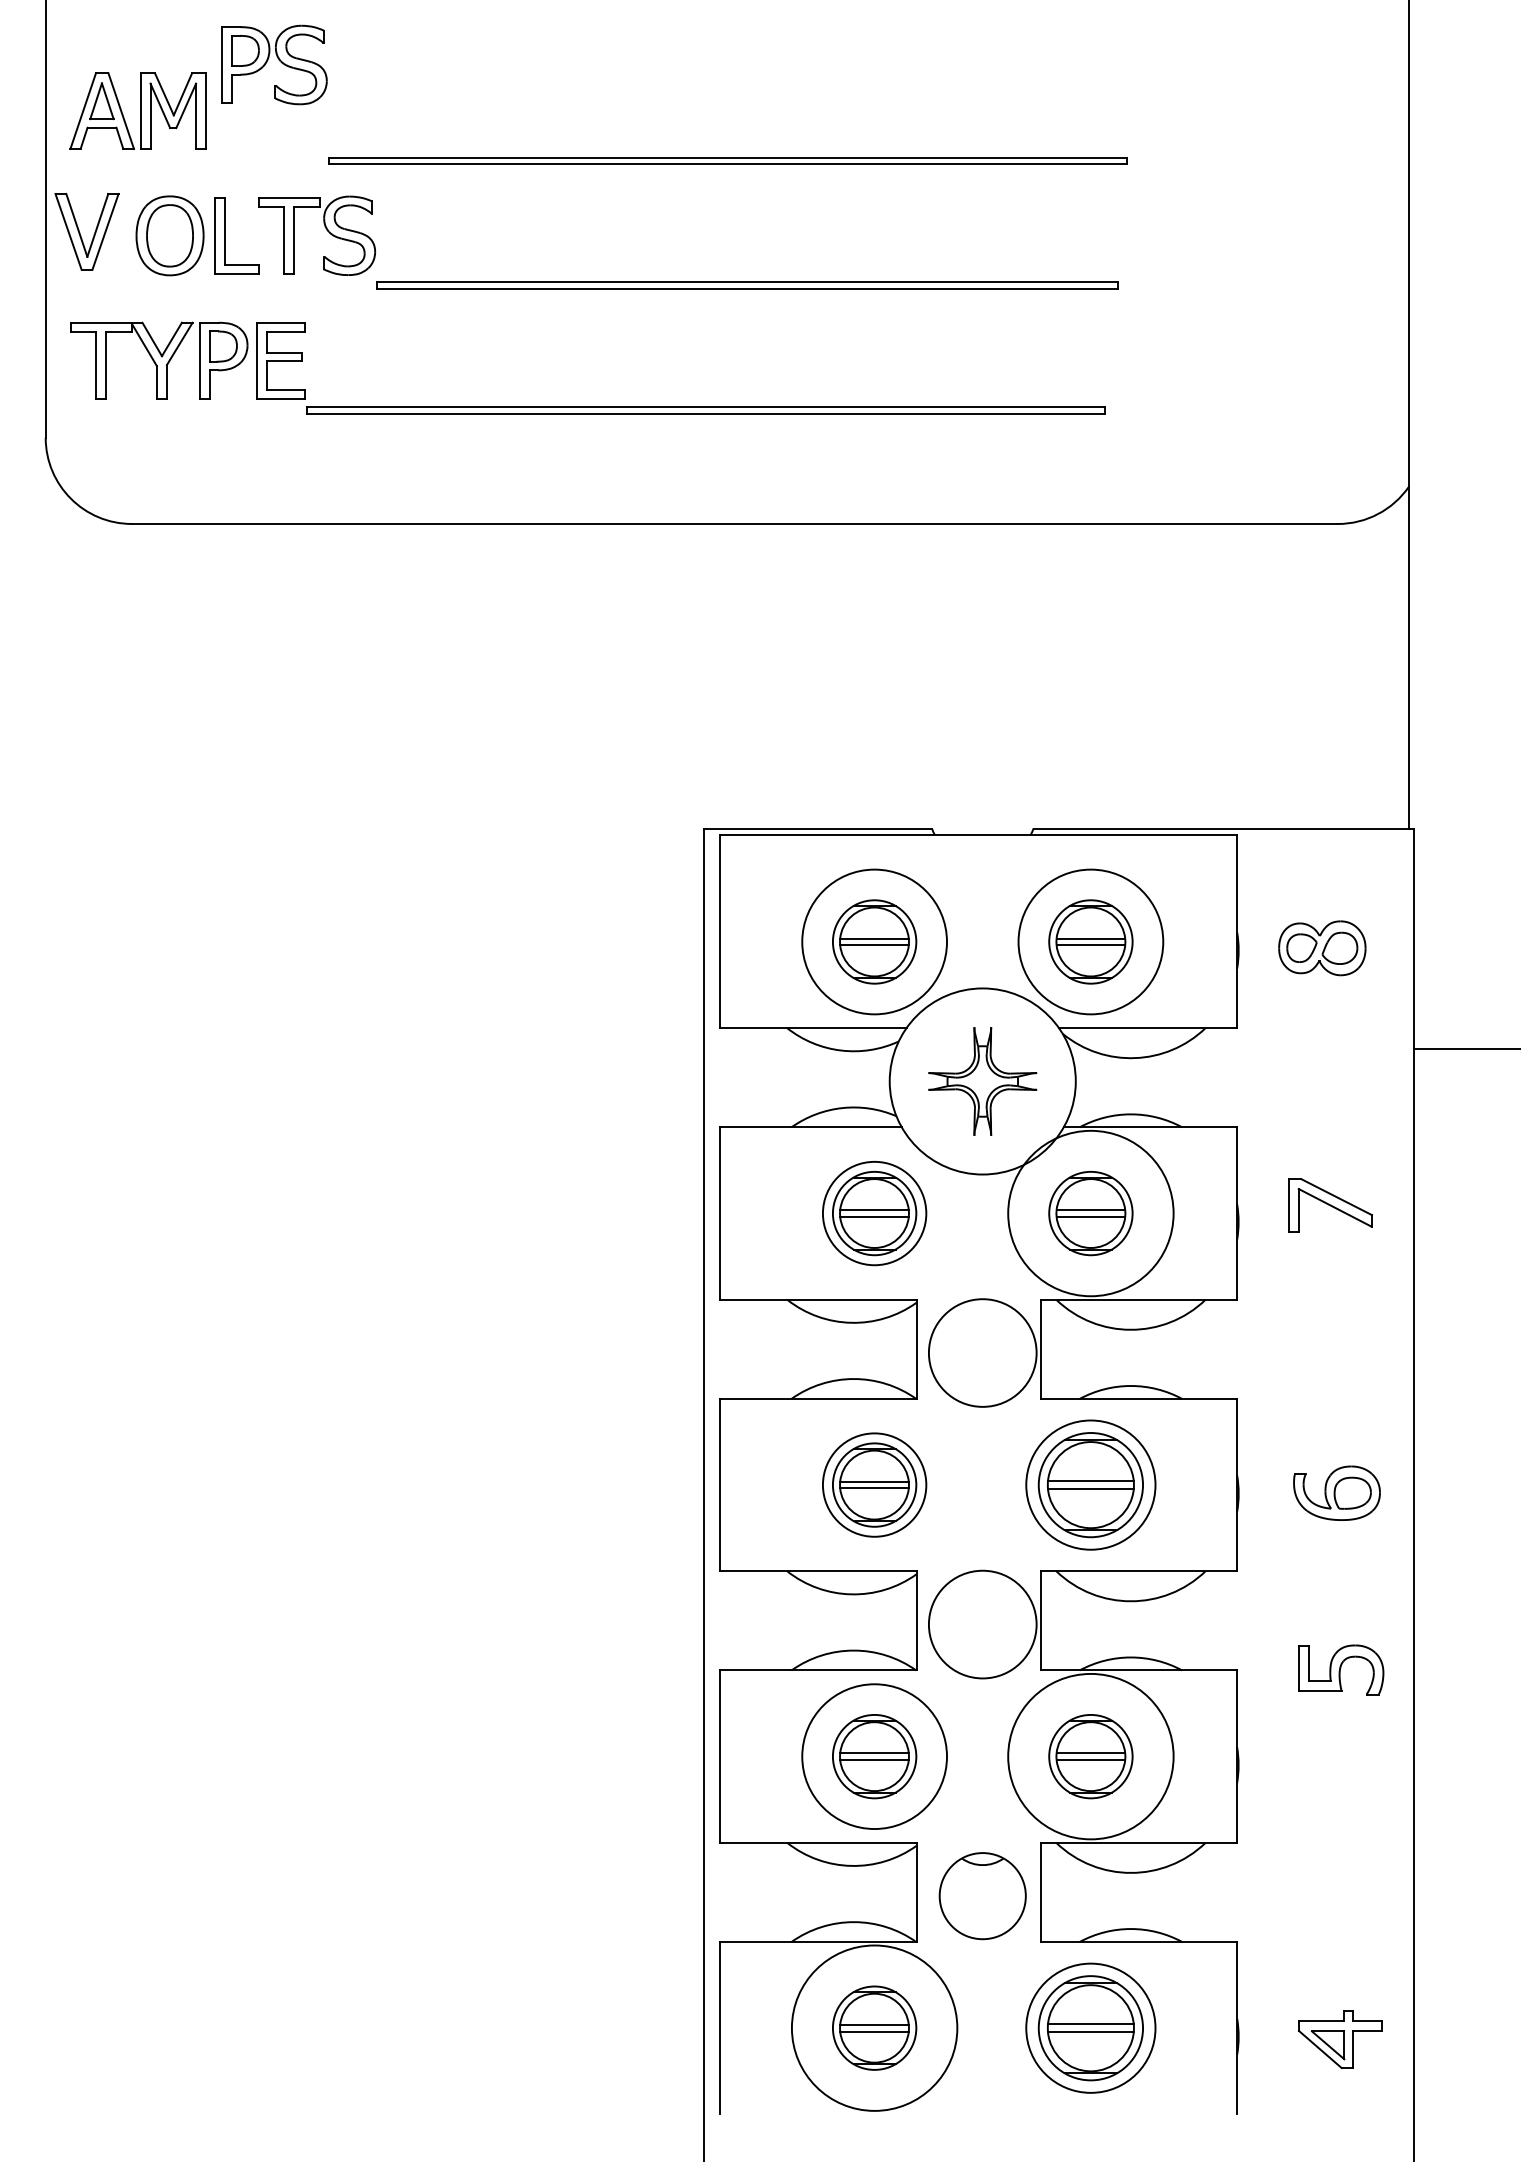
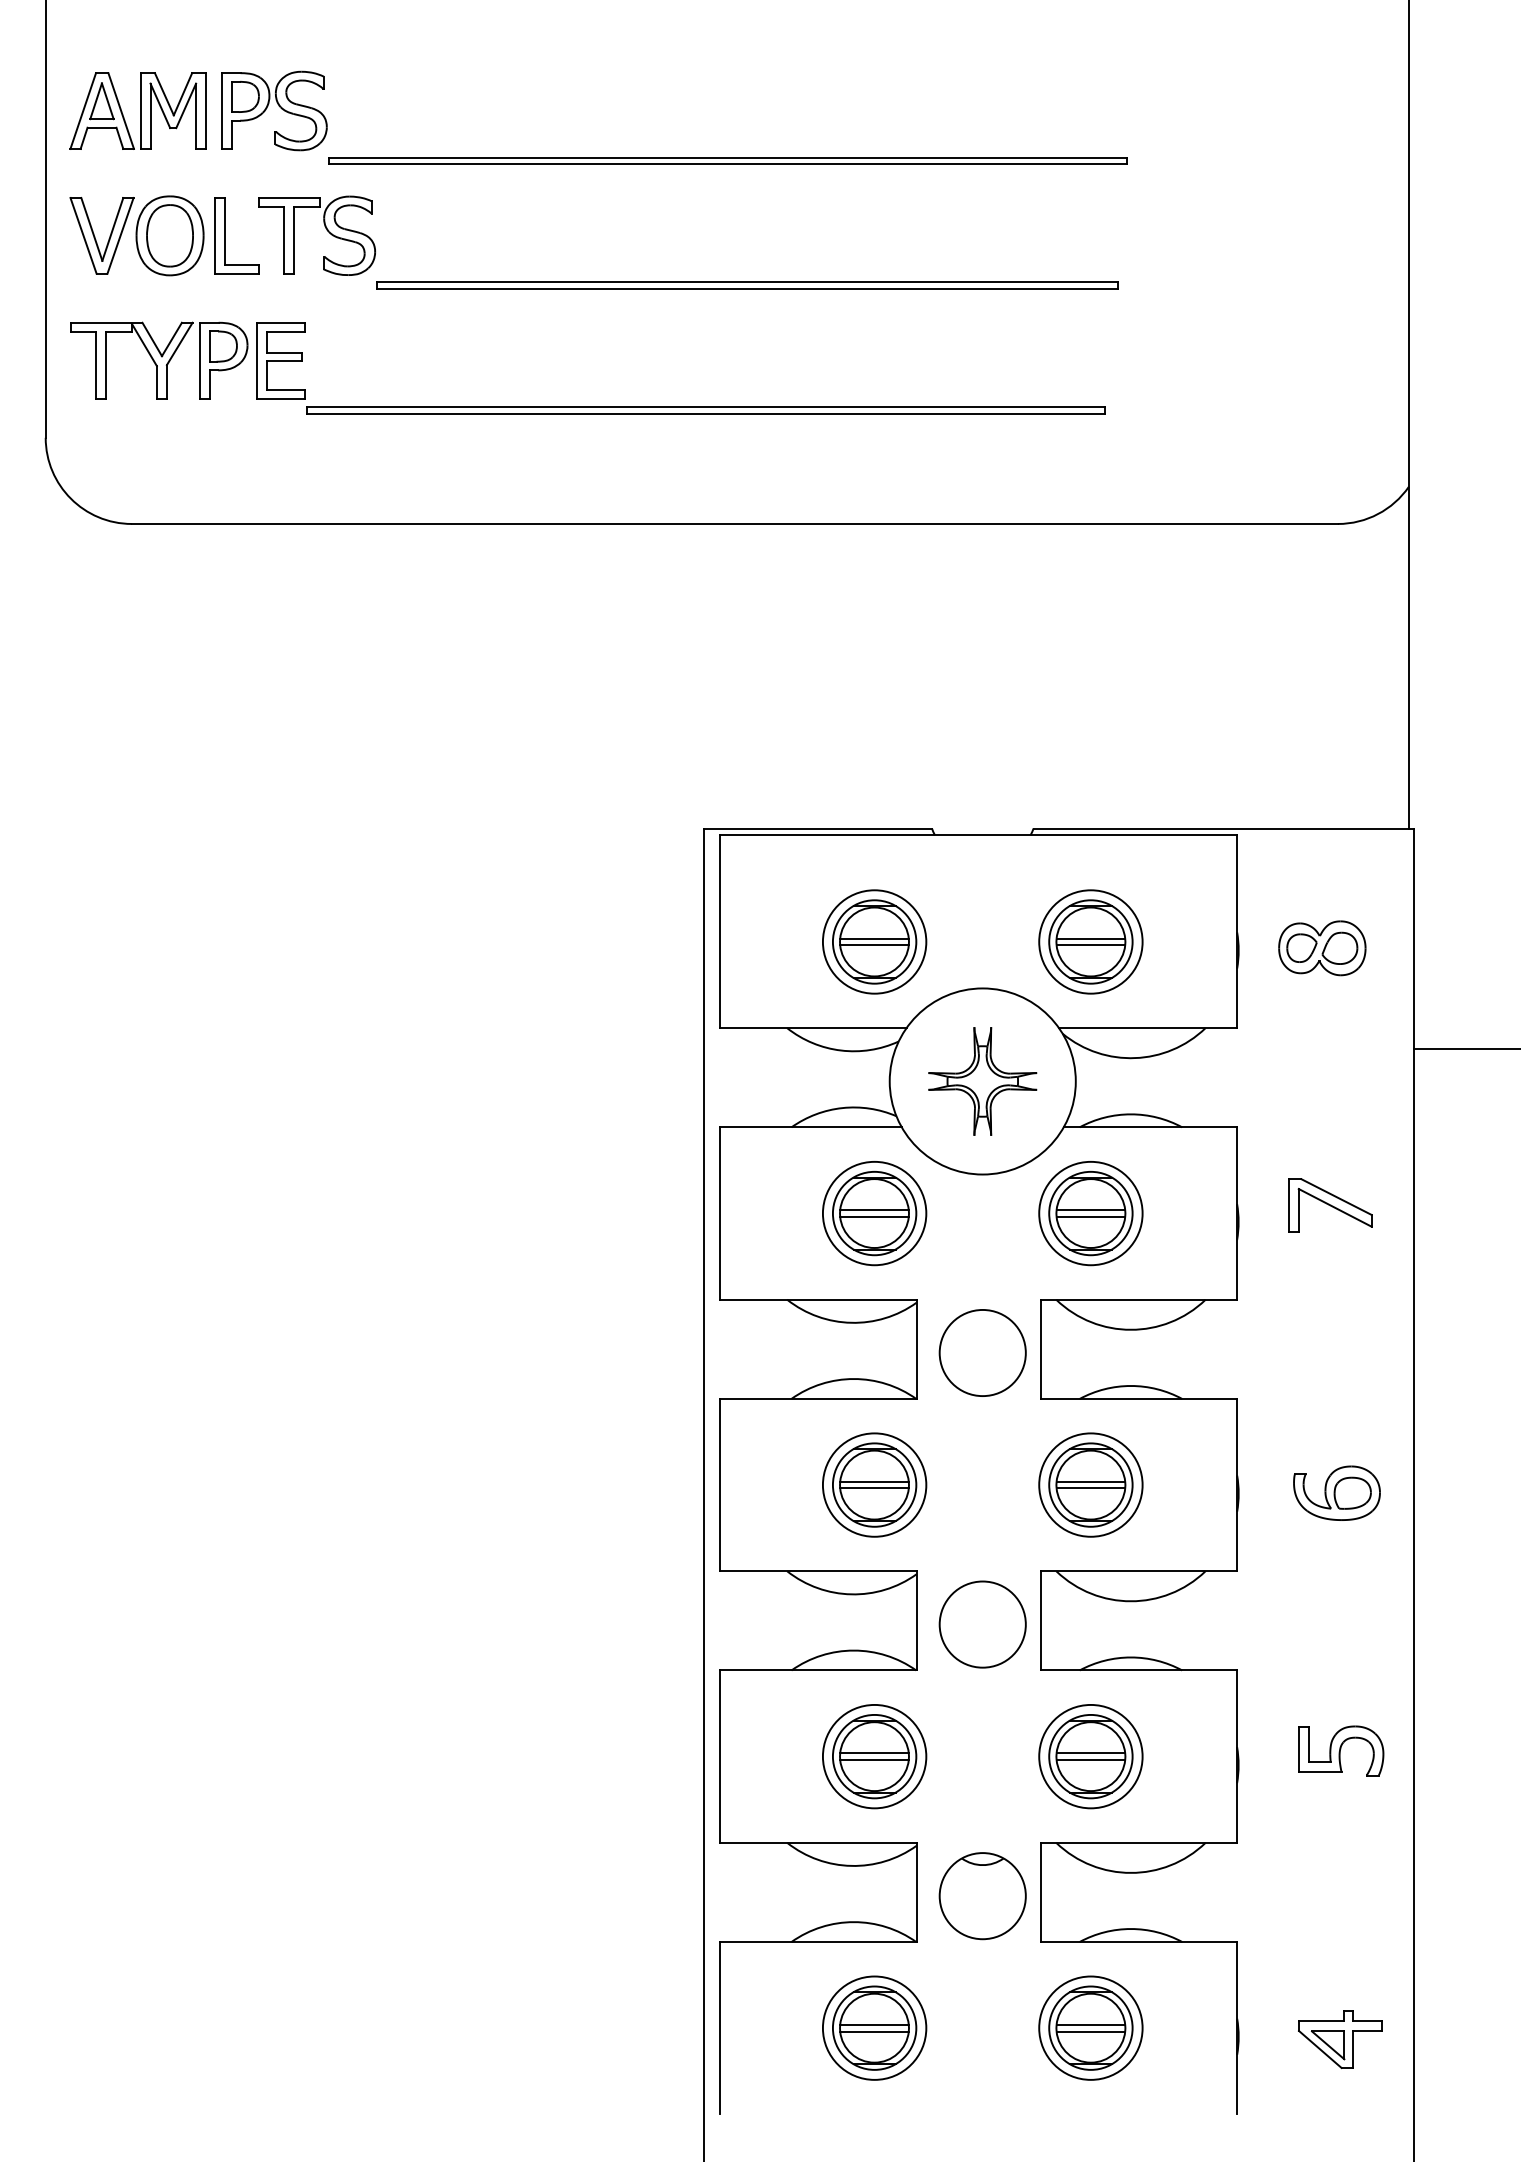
part position: (274, 64) -> (274, 110) (274, 110)
part position: (80, 232) -> (95, 236) (95, 236)
circle diameter: 145 px -> 103 px (874, 941)
circle diameter: 145 px -> 103 px (1090, 941)
circle diameter: 165 px -> 103 px (1090, 1213)
circle diameter: 108 px -> 86 px (982, 1352)
part size: 132x132 px -> 106x106 px (1090, 1484)
circle diameter: 108 px -> 86 px (982, 1624)
part position: (1341, 1669) -> (1341, 1750) (1341, 1750)
circle diameter: 145 px -> 103 px (874, 1756)
circle diameter: 165 px -> 103 px (1090, 1756)
circle diameter: 165 px -> 103 px (874, 2027)
part size: 132x132 px -> 106x106 px (1090, 2027)
